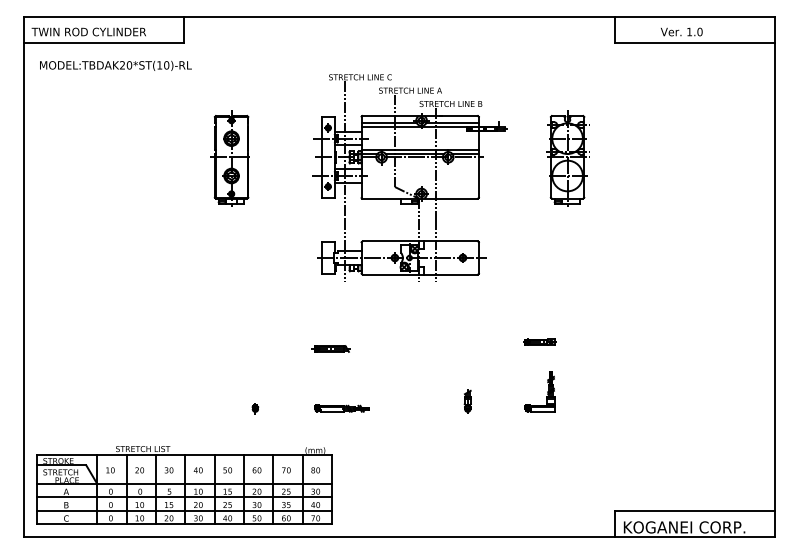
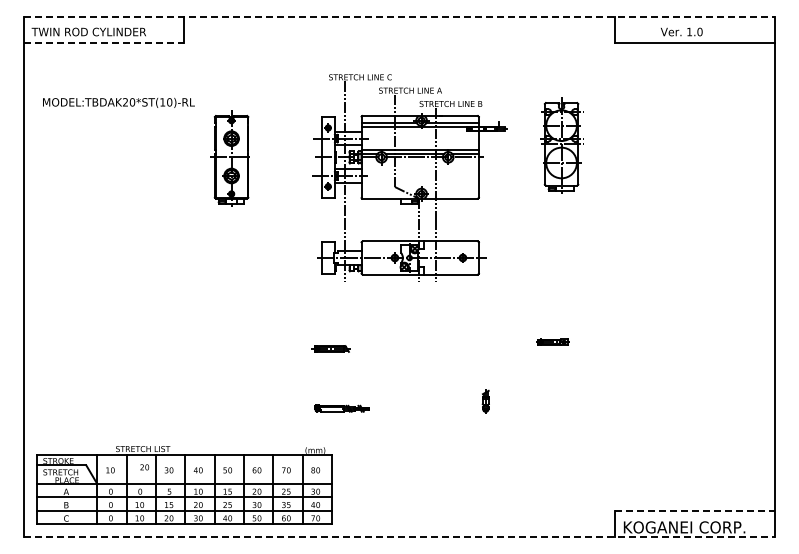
line: solid -> dashed (399, 16)
line: solid -> dashed (103, 43)
text position: (115, 65) -> (118, 102) (118, 102)
part position: (567, 158) -> (561, 145) (561, 145)
part position: (539, 341) -> (552, 341) (552, 341)
part: present -> none (547, 391)
part position: (467, 401) -> (485, 401) (485, 401)
part: present -> none (255, 408)
text position: (139, 470) -> (144, 467) (144, 467)
line: solid -> dashed (695, 510)
line: solid -> dashed (399, 537)
